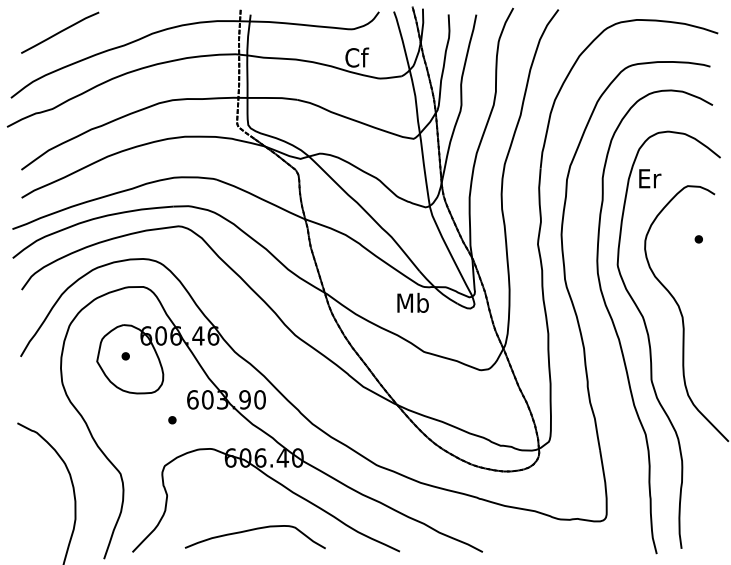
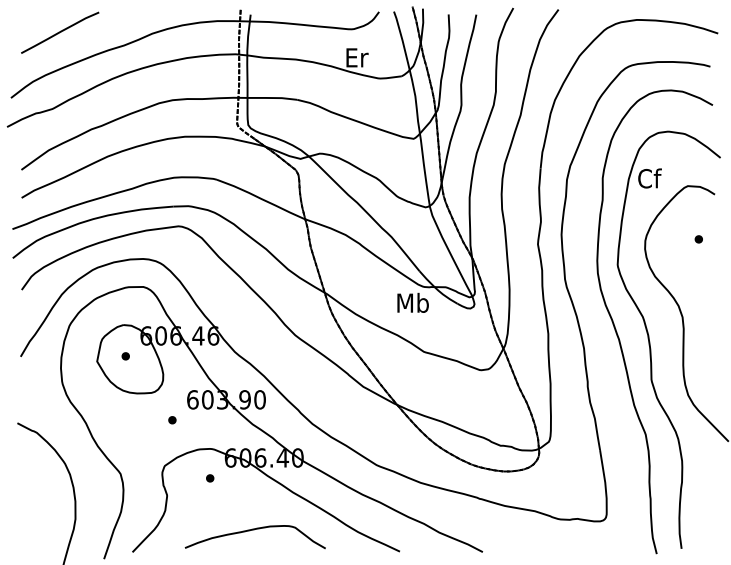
text: Cf -> Er (357, 57)
text: Er -> Cf (649, 178)
part: none -> present (210, 478)
